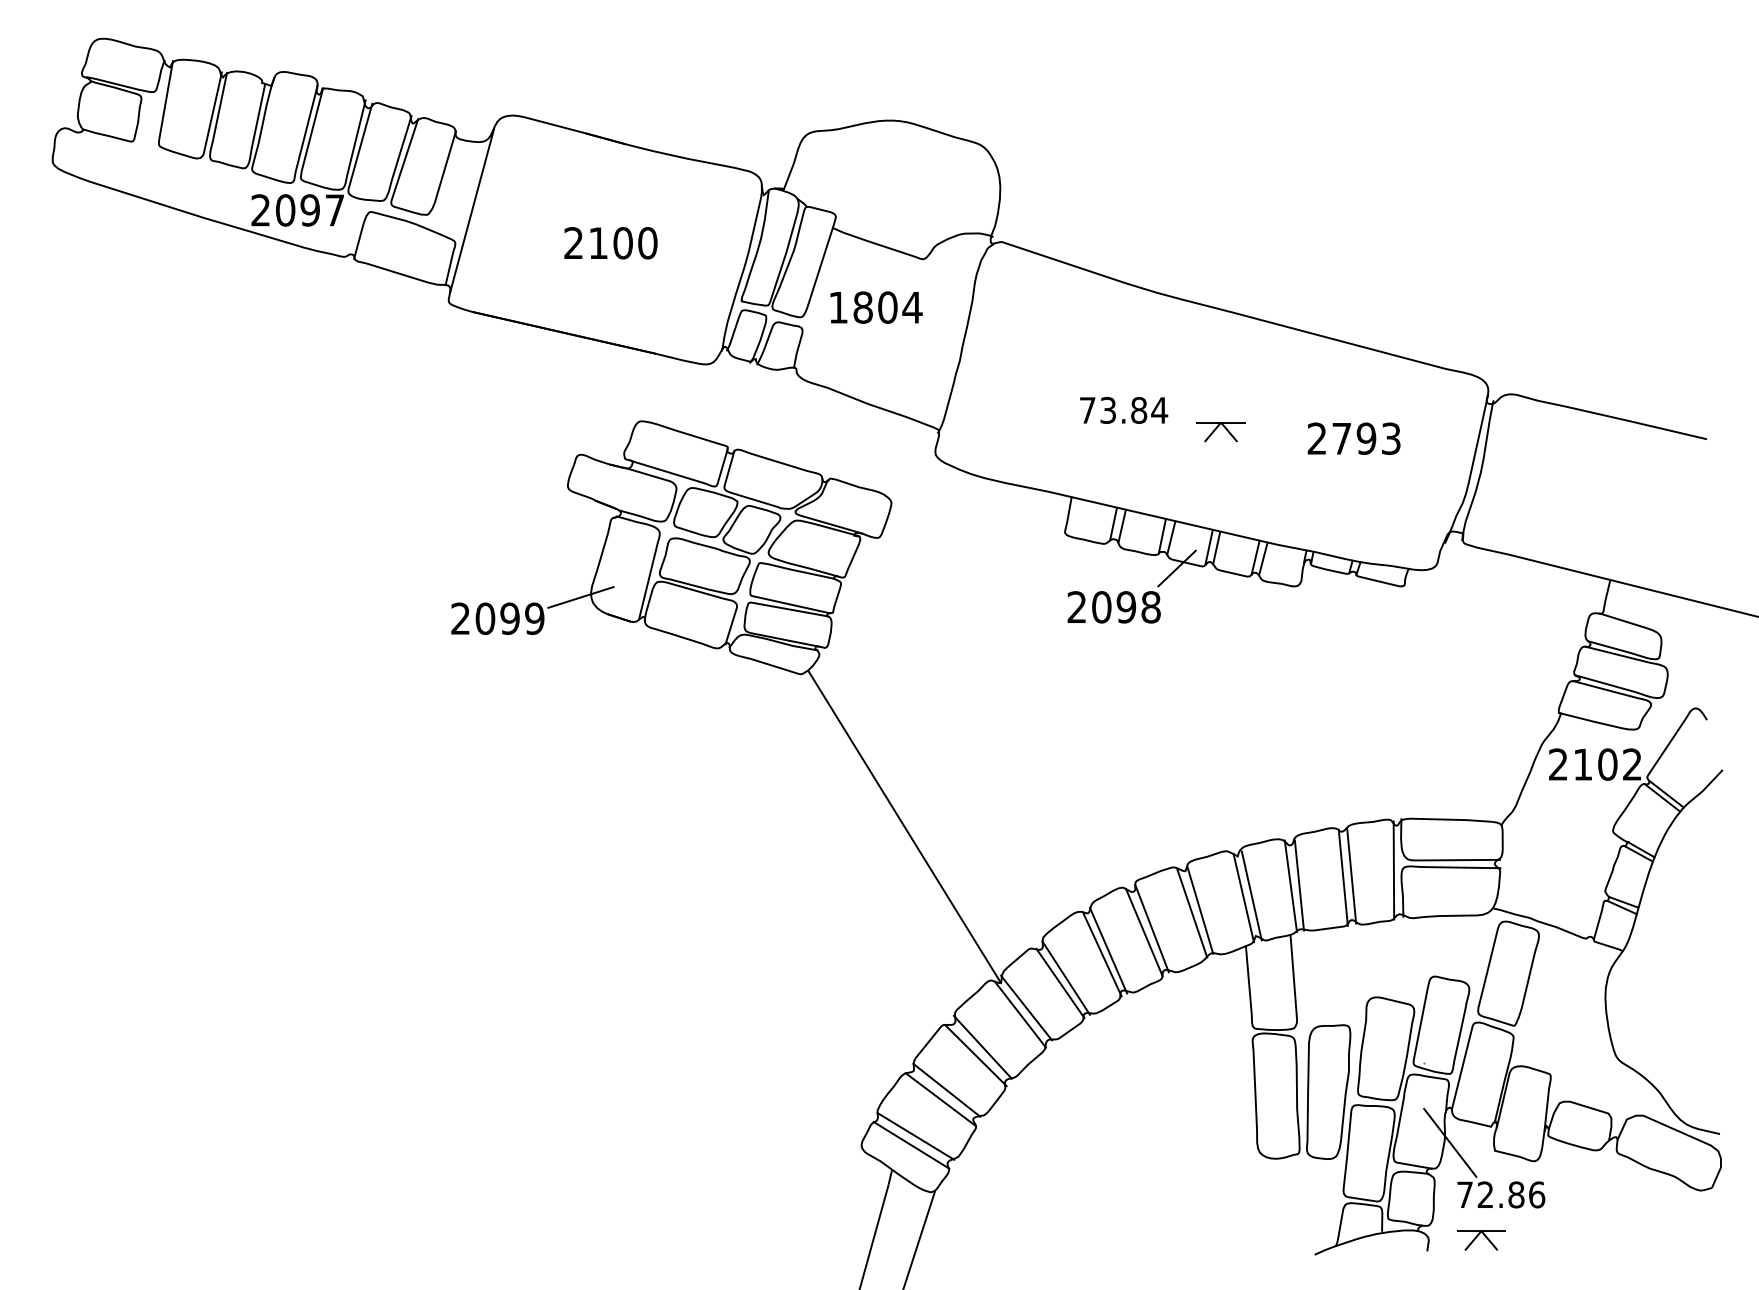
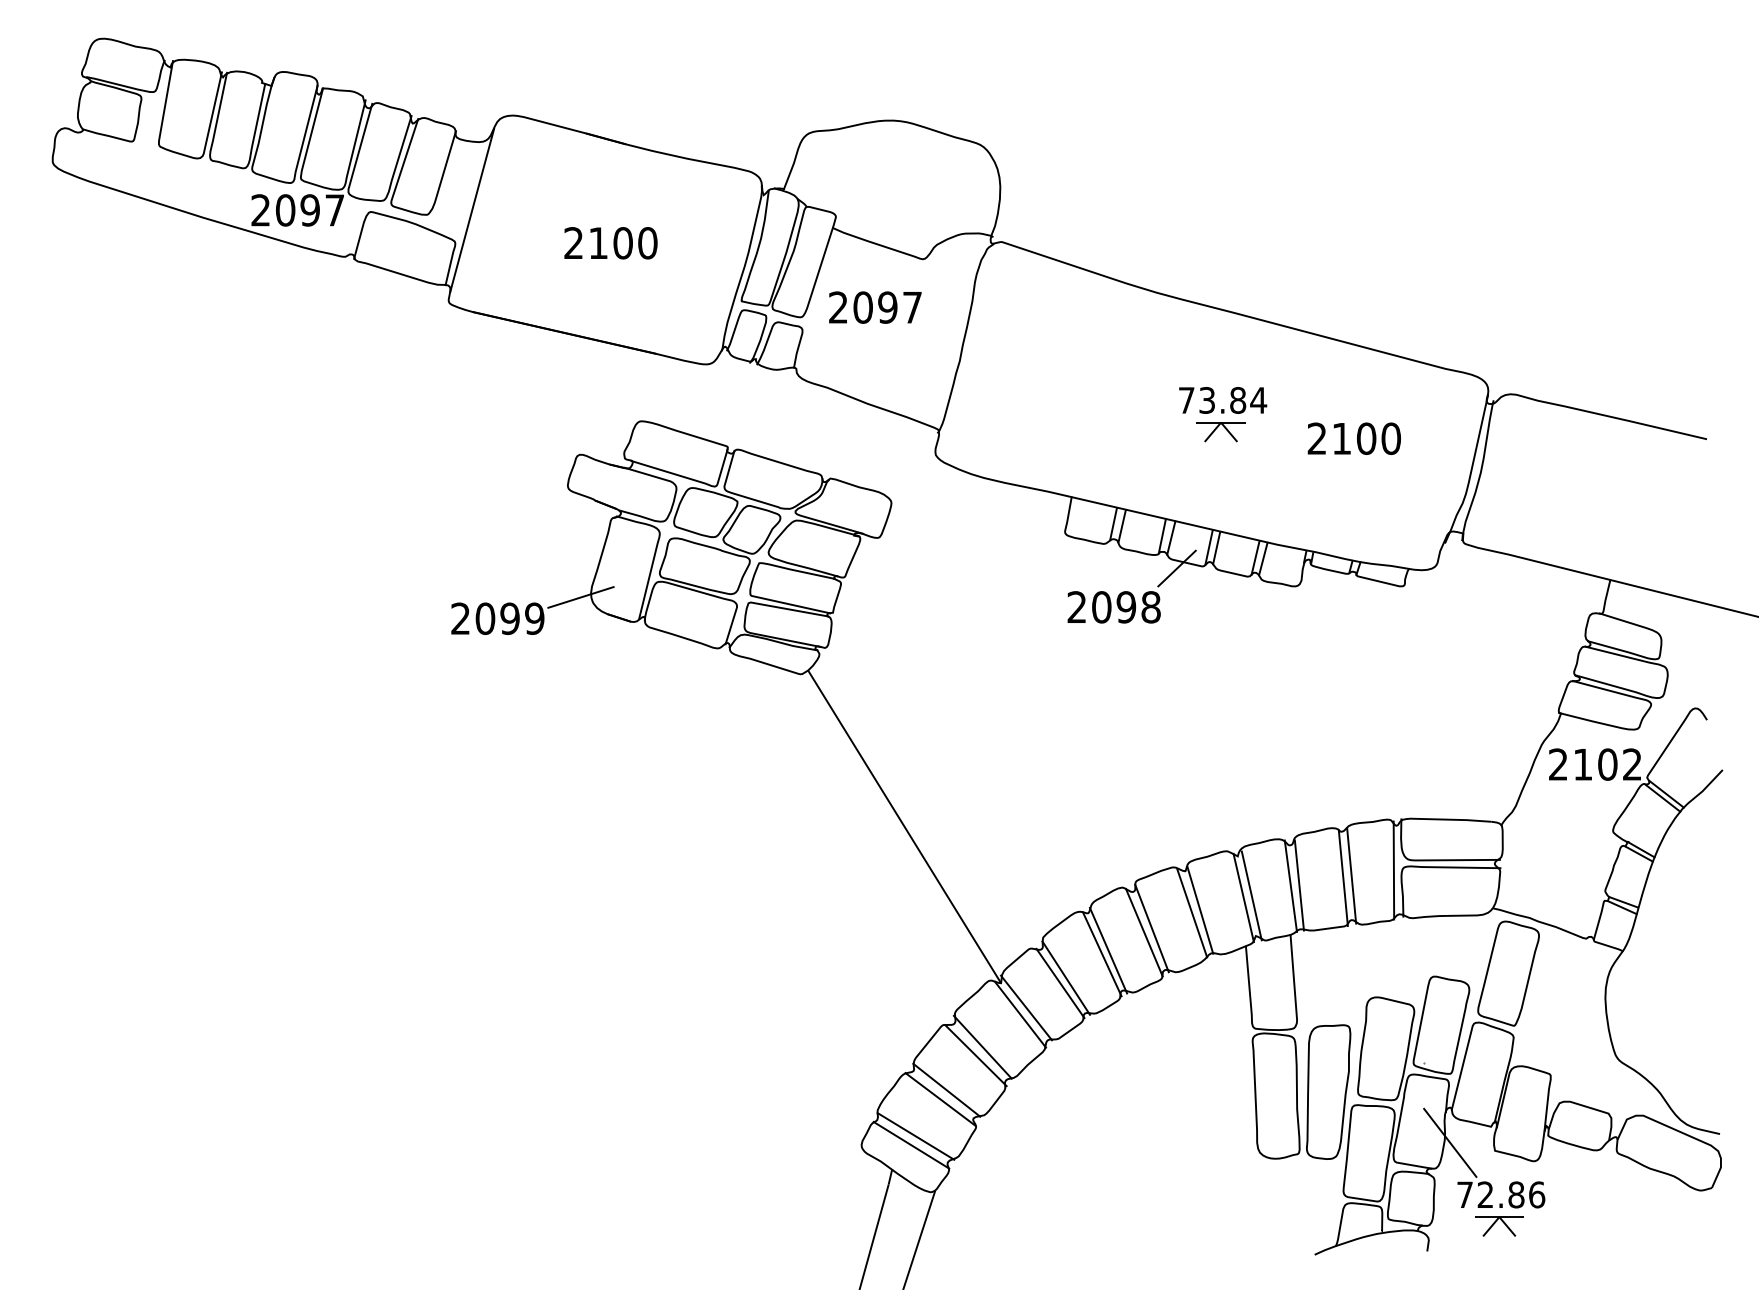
text: 1804 -> 2097 (875, 307)
text position: (1124, 410) -> (1223, 400) (1223, 400)
text: 2793 -> 2100 (1366, 438)
part position: (1481, 1240) -> (1499, 1226) (1499, 1226)
